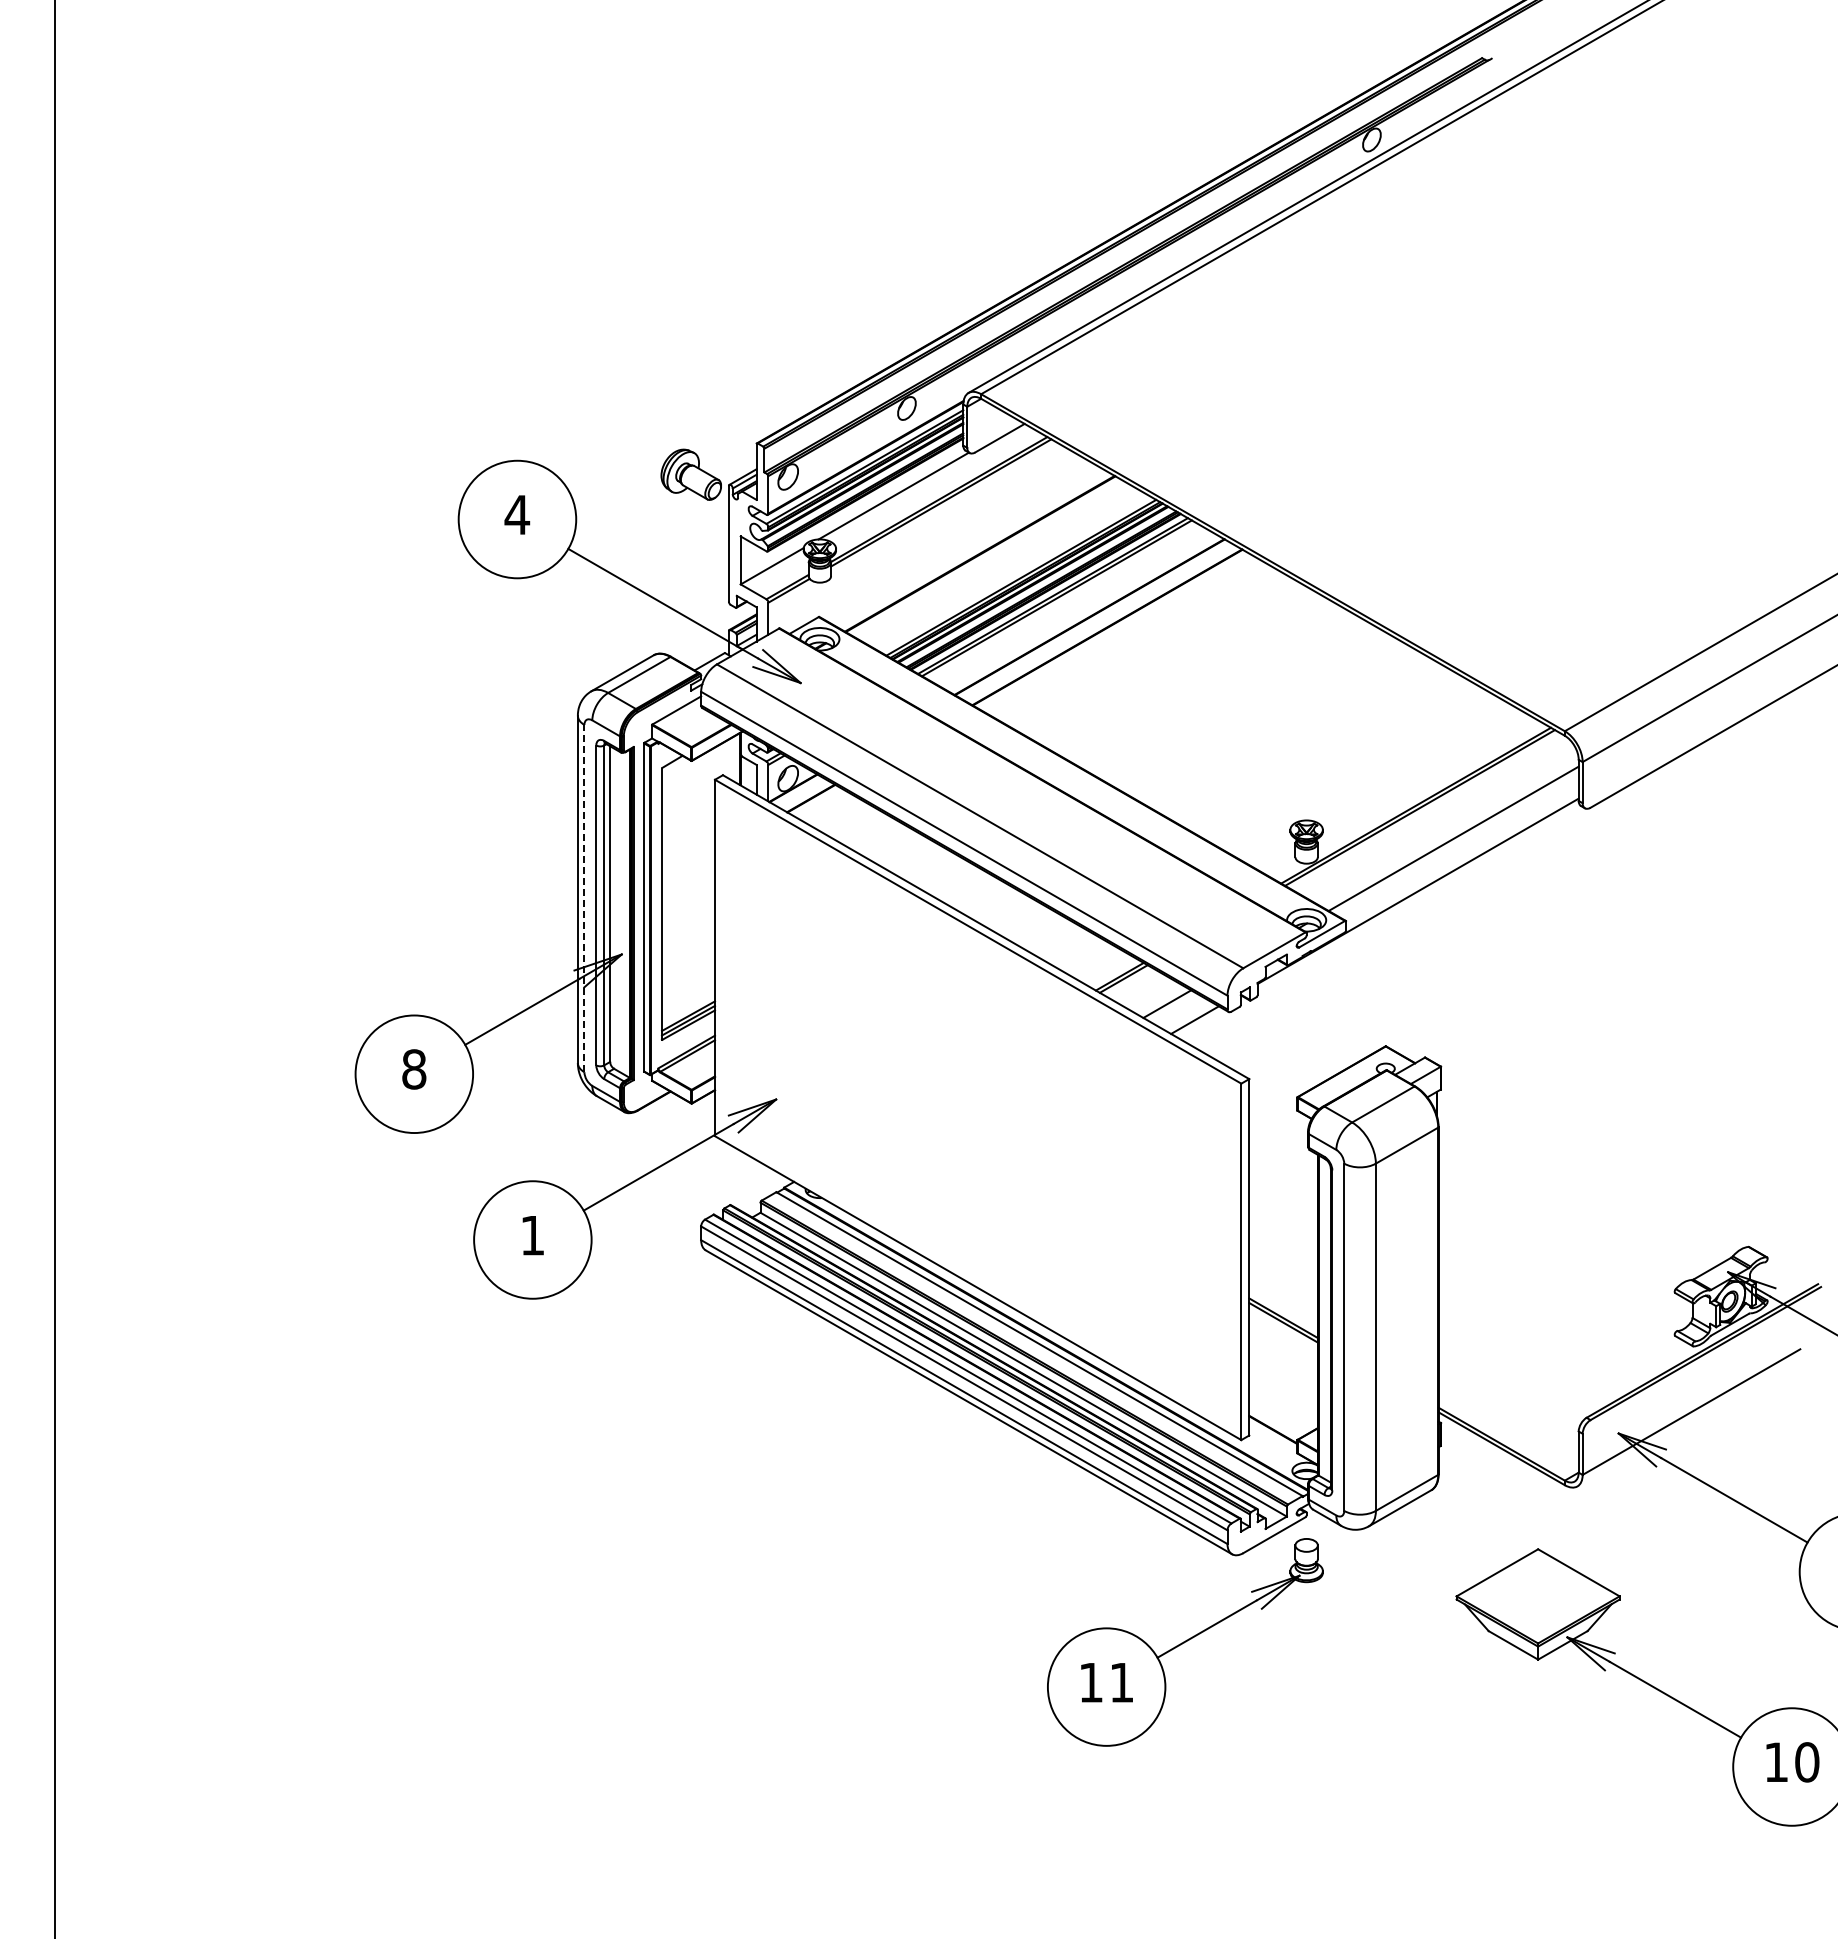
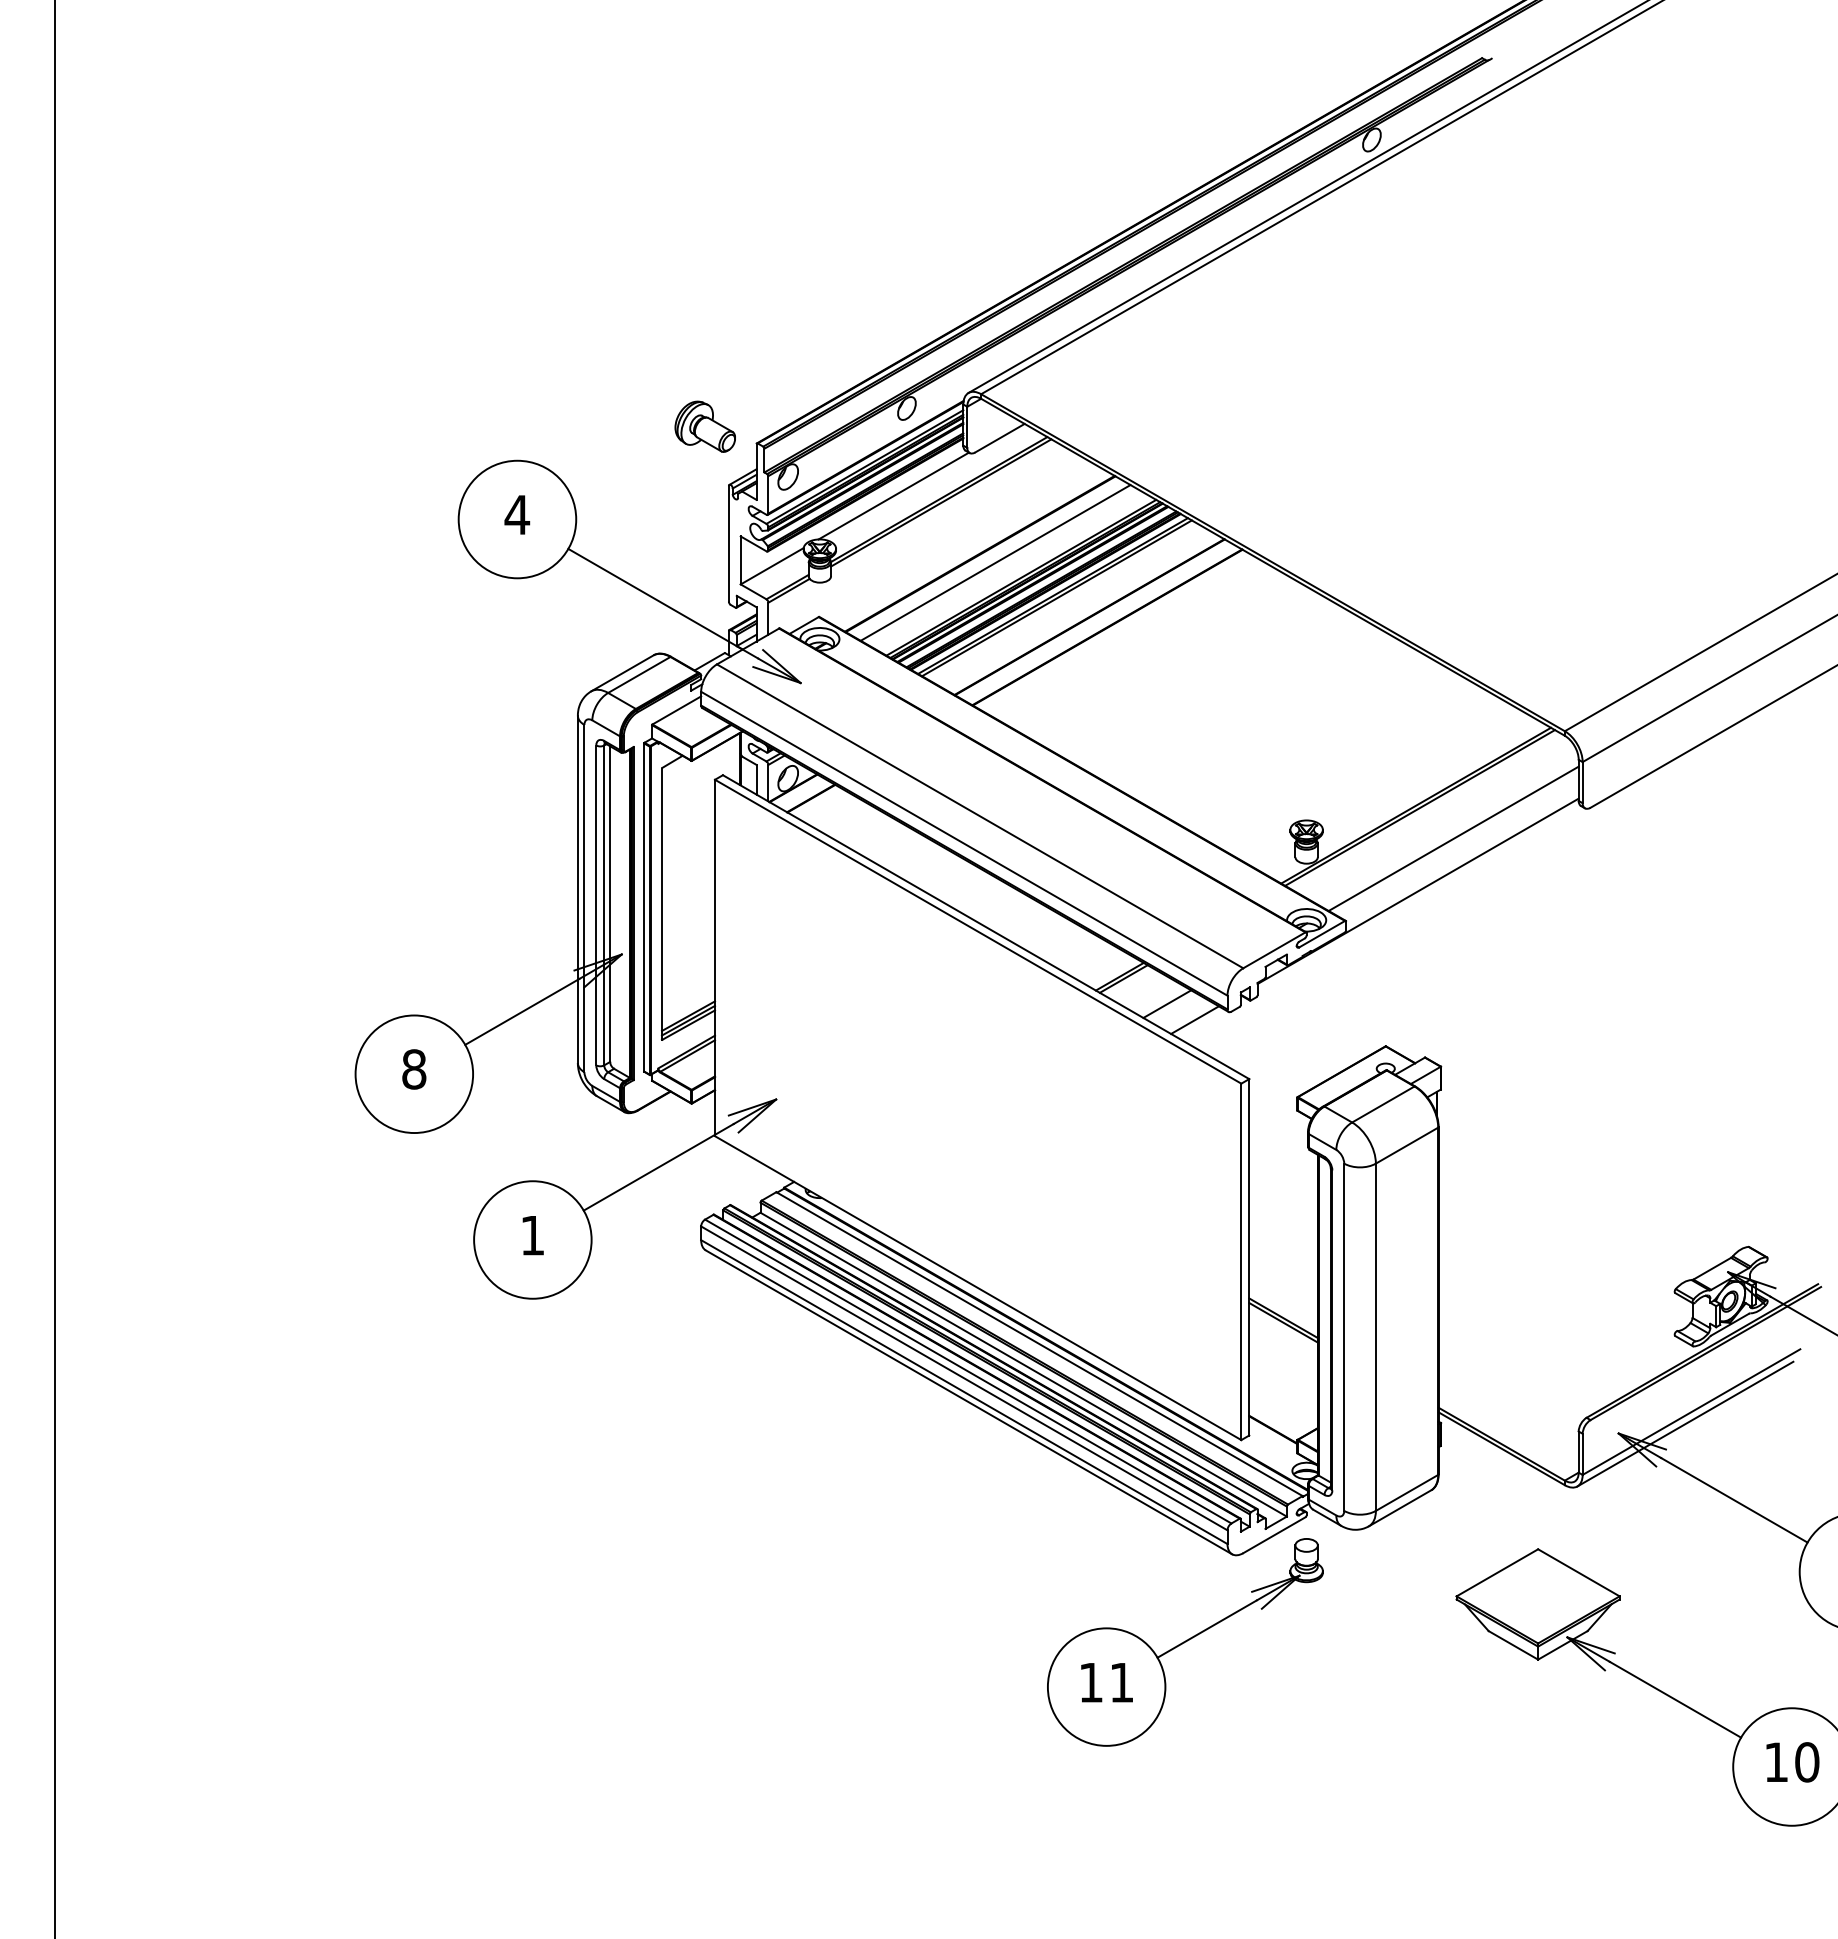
part position: (690, 474) -> (704, 426) (704, 426)
line: none -> present (995, 562)
line: dashed -> solid (584, 898)
line: none -> present (1685, 1423)
